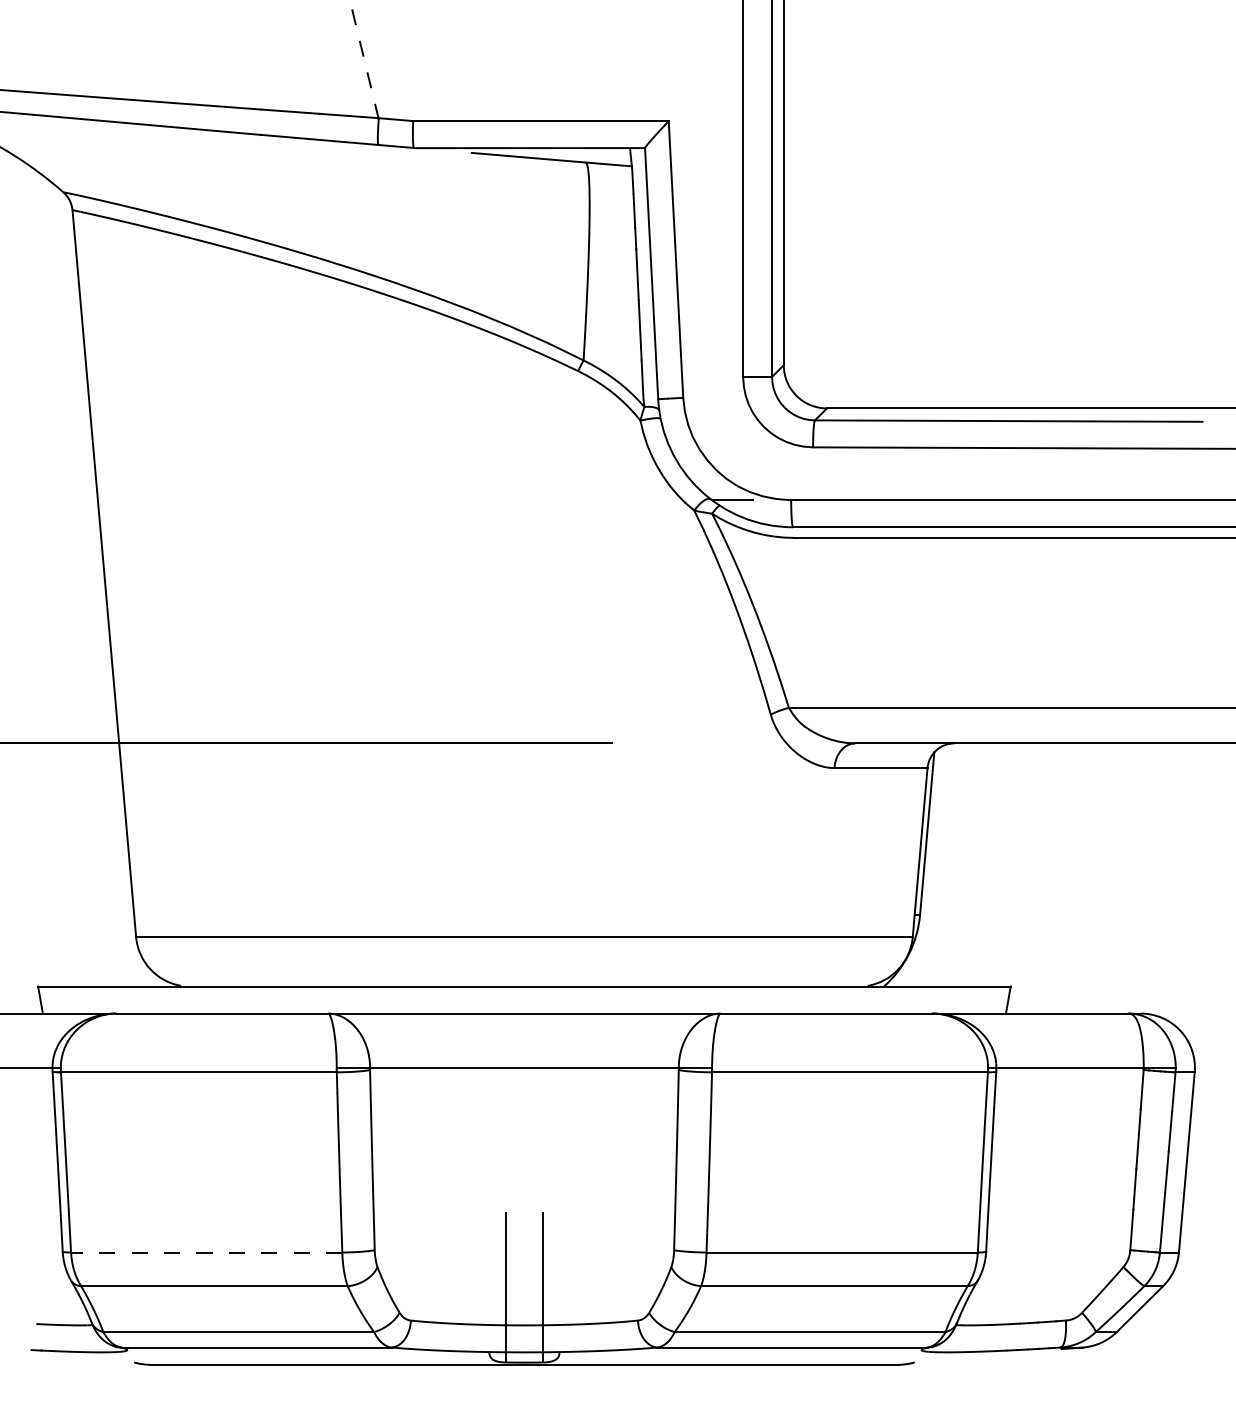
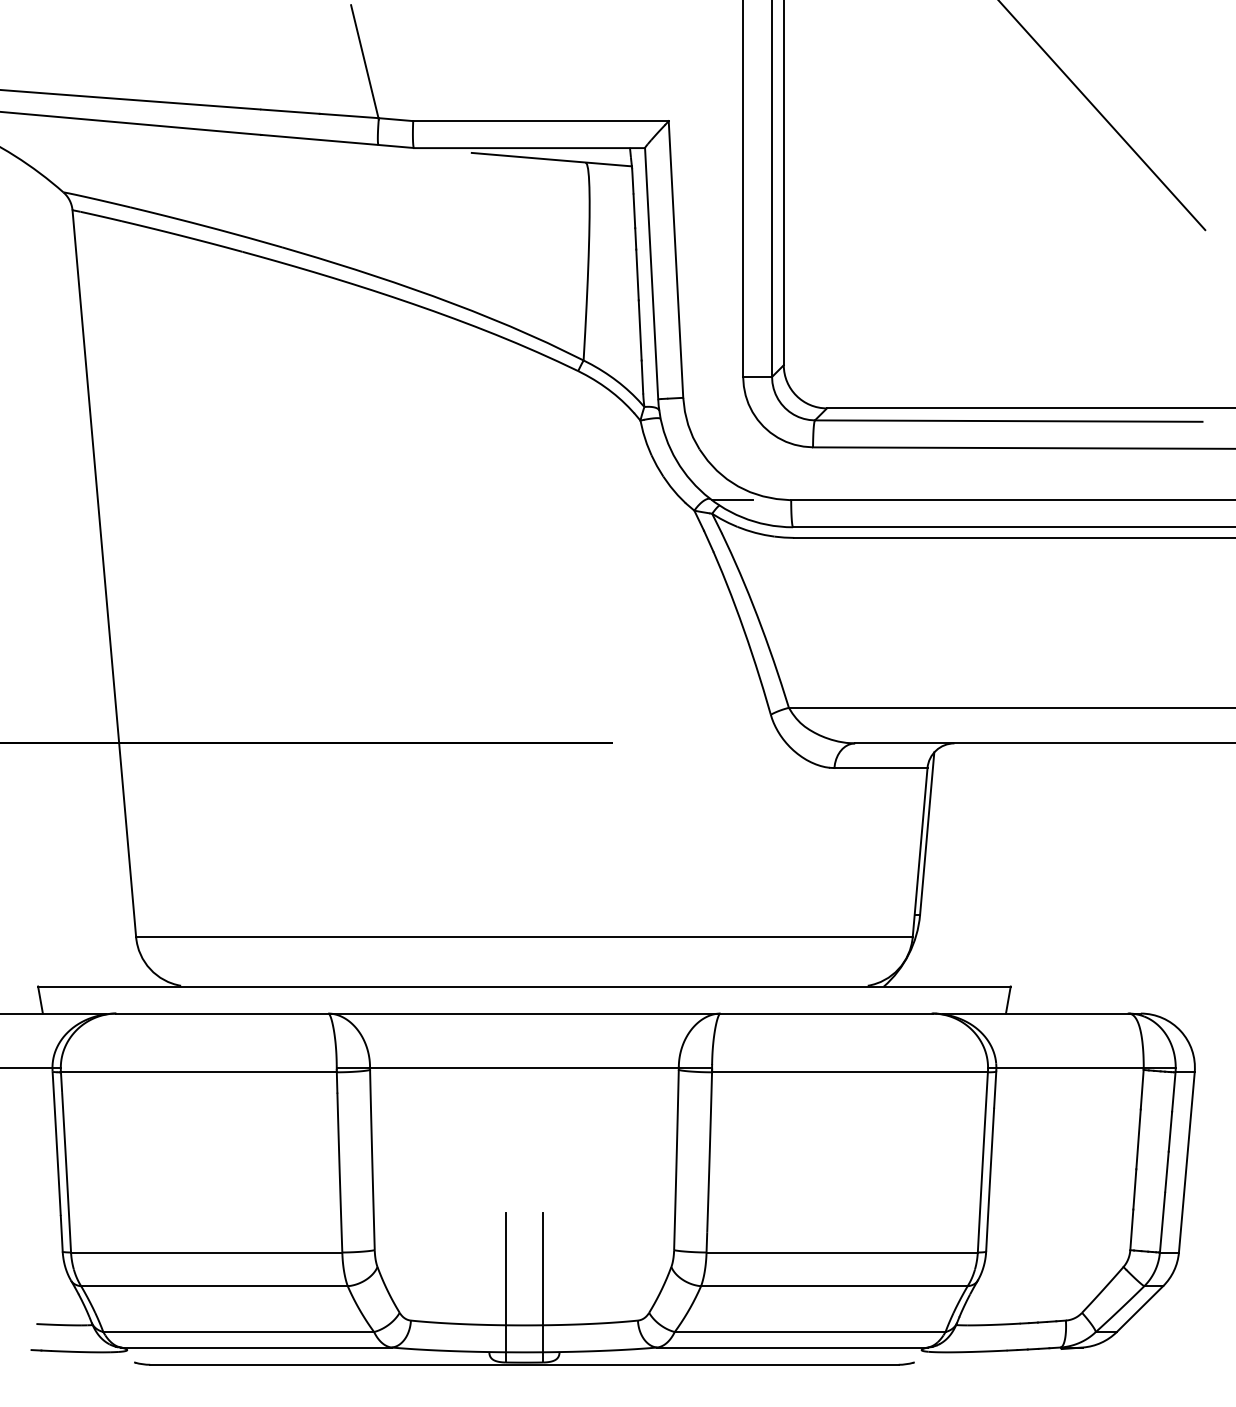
line: dashed -> solid (364, 62)
line: none -> present (1102, 116)
line: dashed -> solid (206, 1252)
